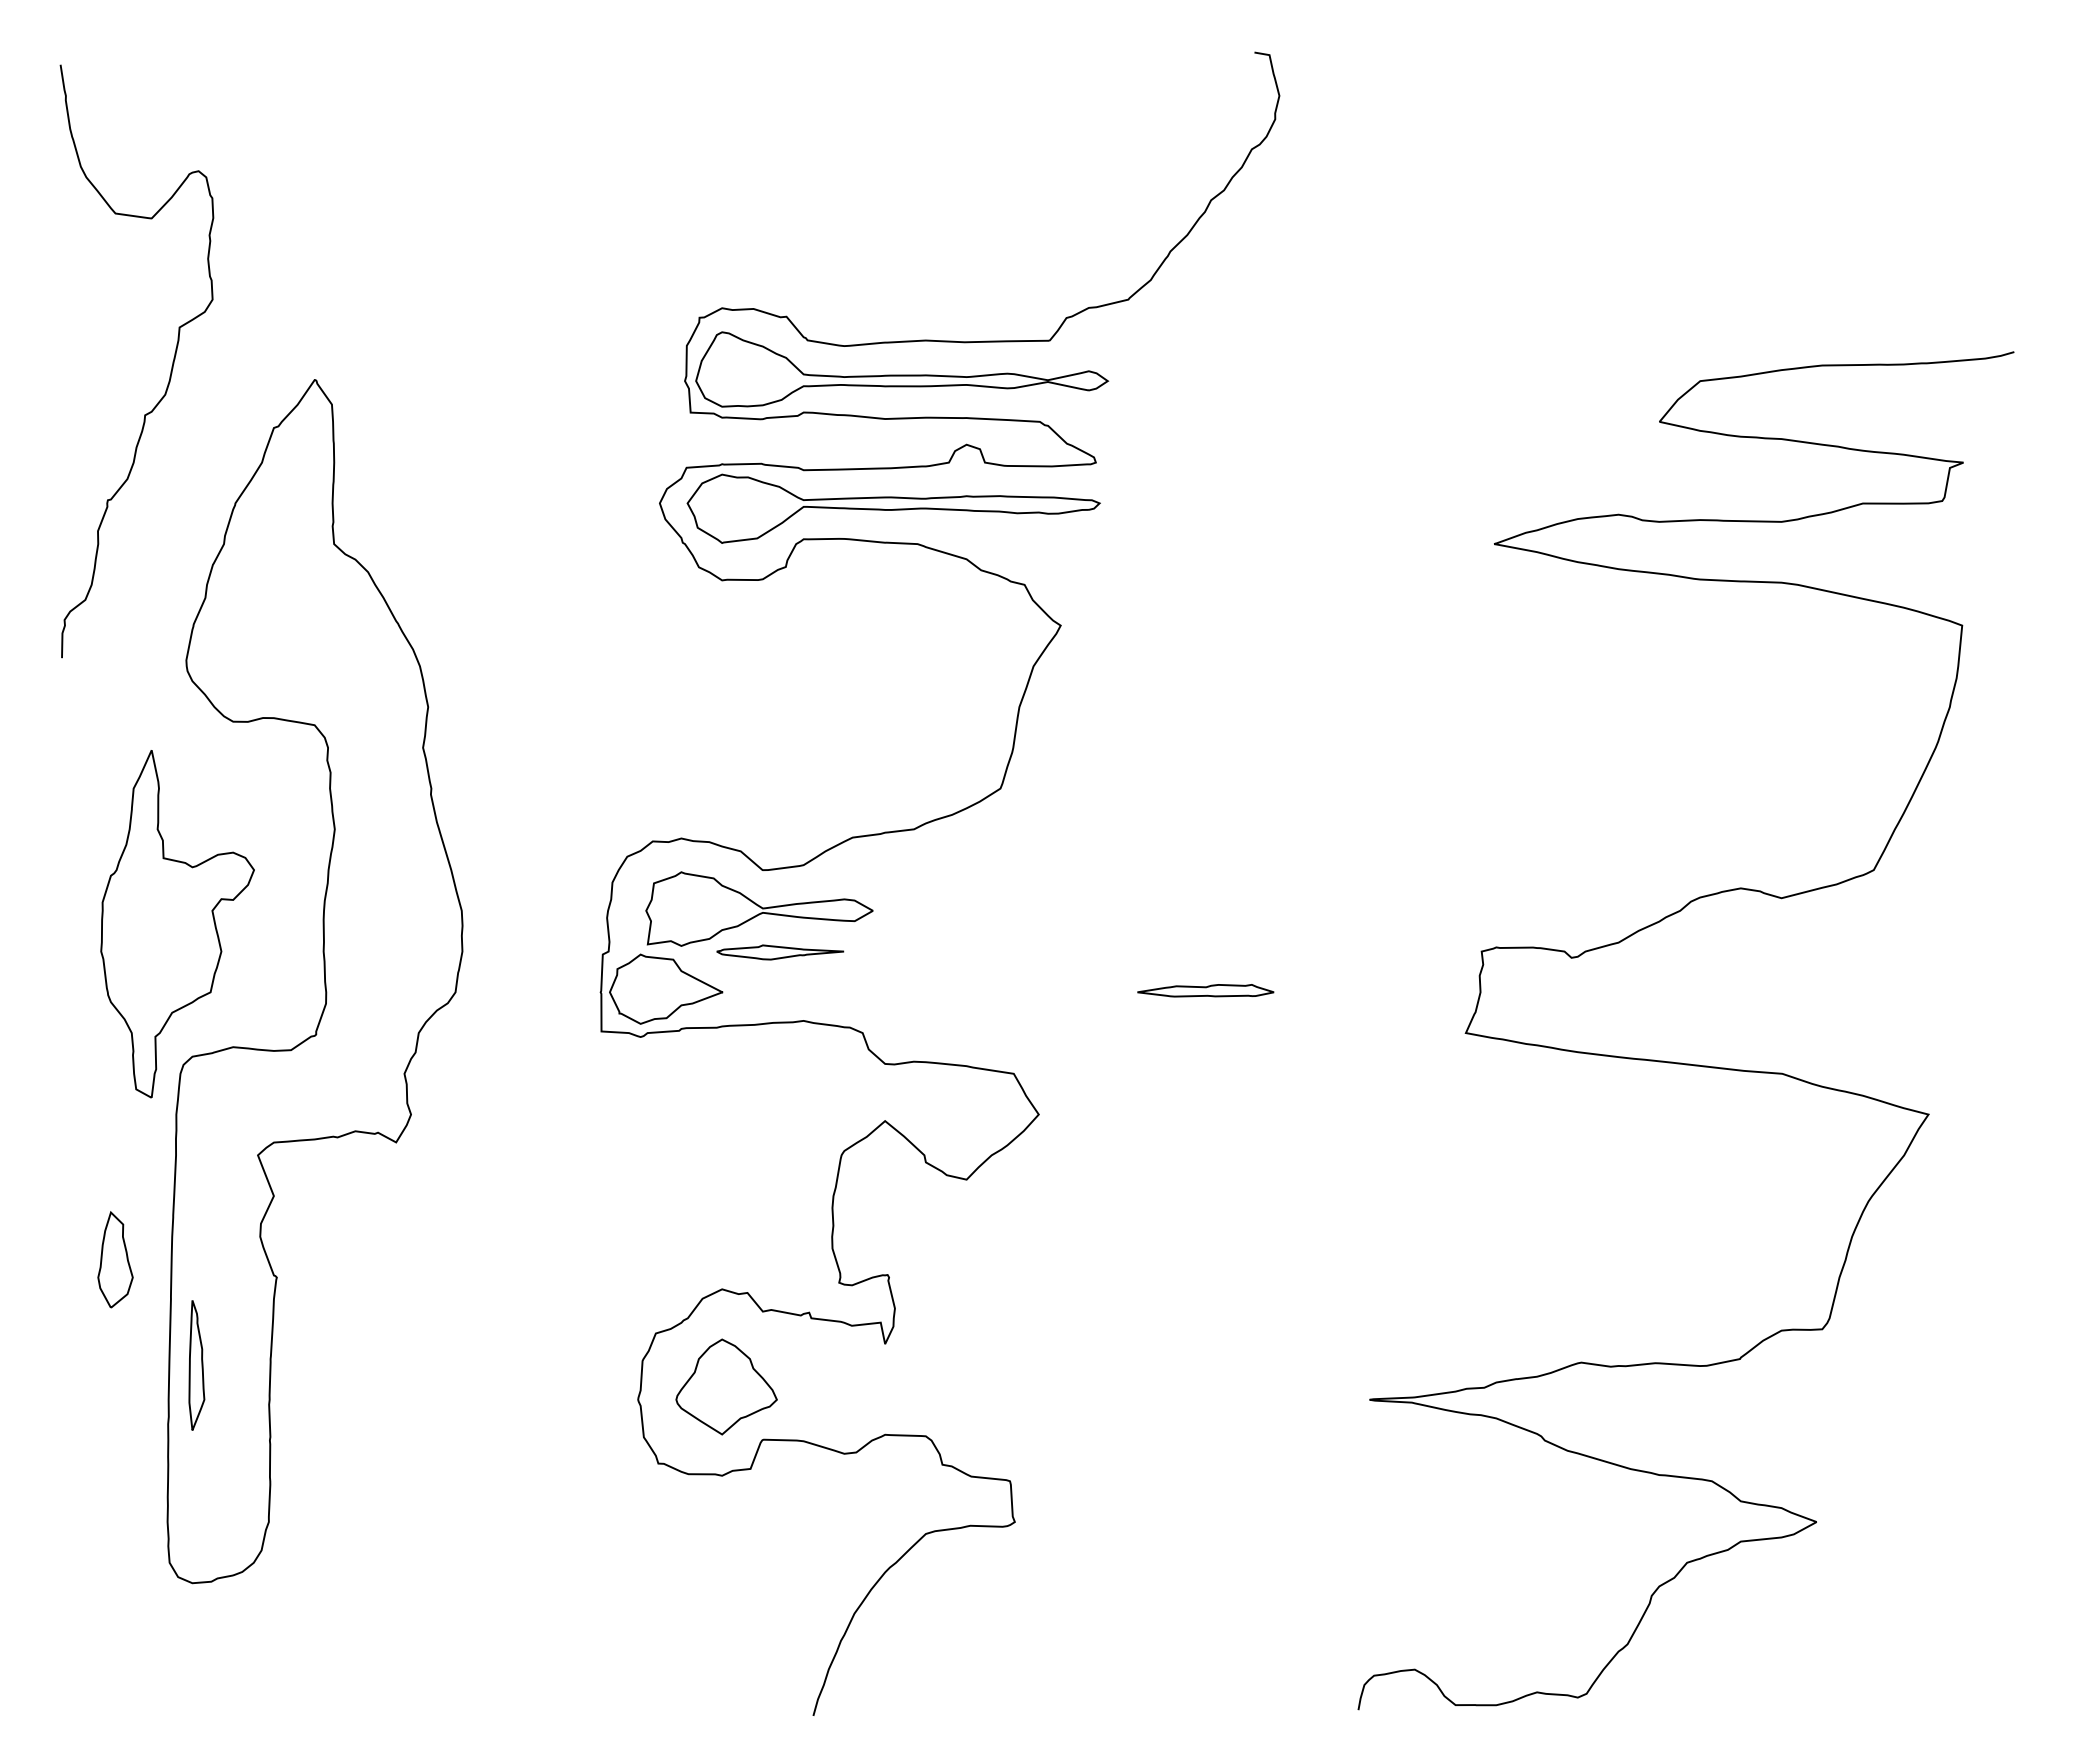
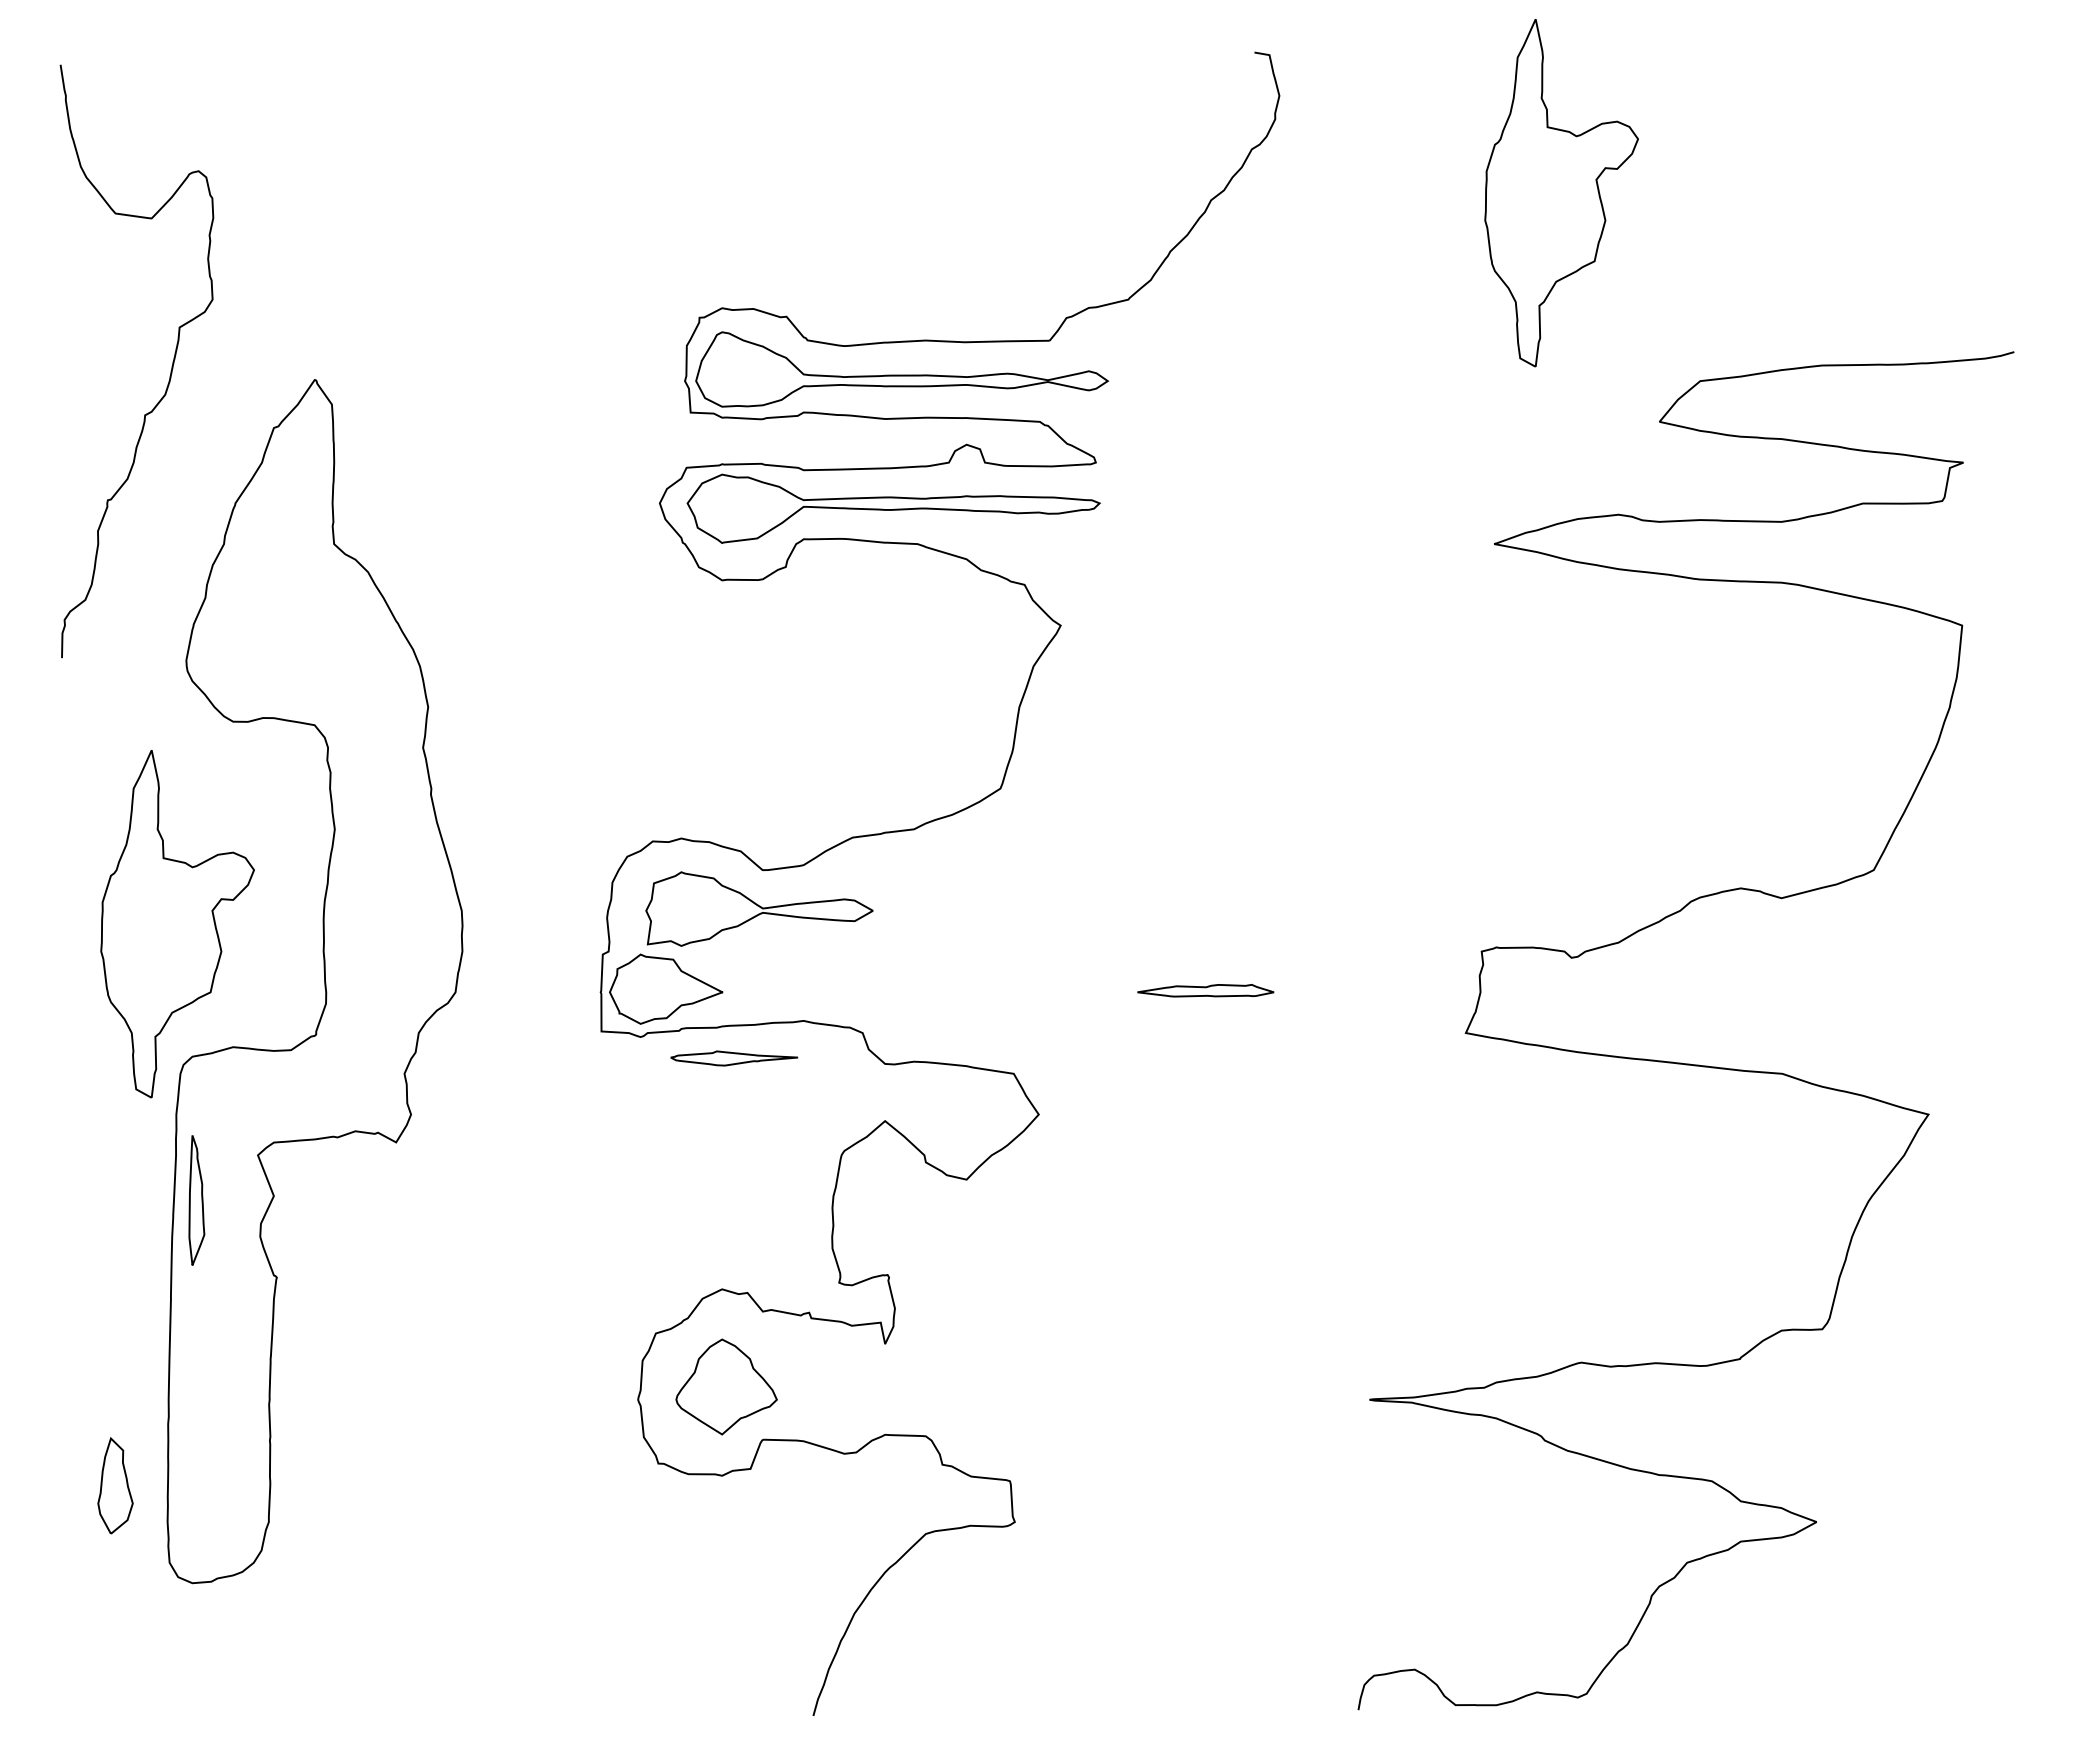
part: none -> present (1561, 193)
part position: (780, 952) -> (734, 1058) (734, 1058)
part position: (115, 1259) -> (115, 1485) (115, 1485)
part position: (196, 1365) -> (196, 1200) (196, 1200)
